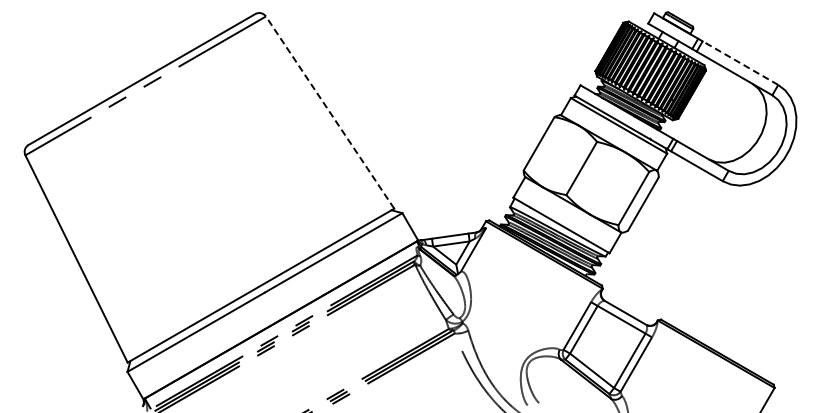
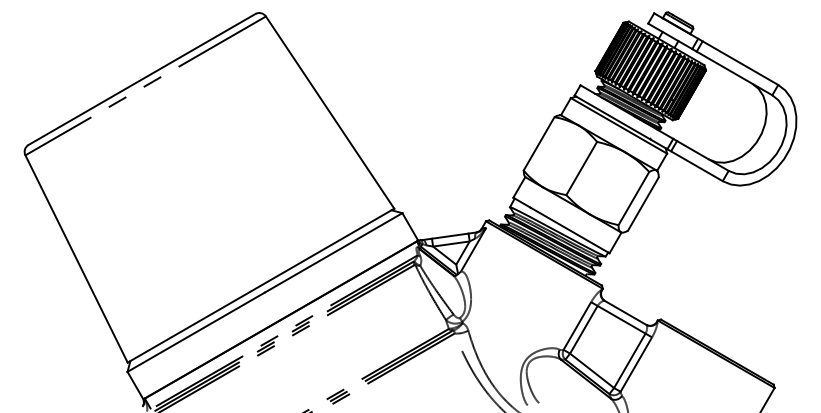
line: dashed -> solid (740, 63)
line: dashed -> solid (330, 112)
